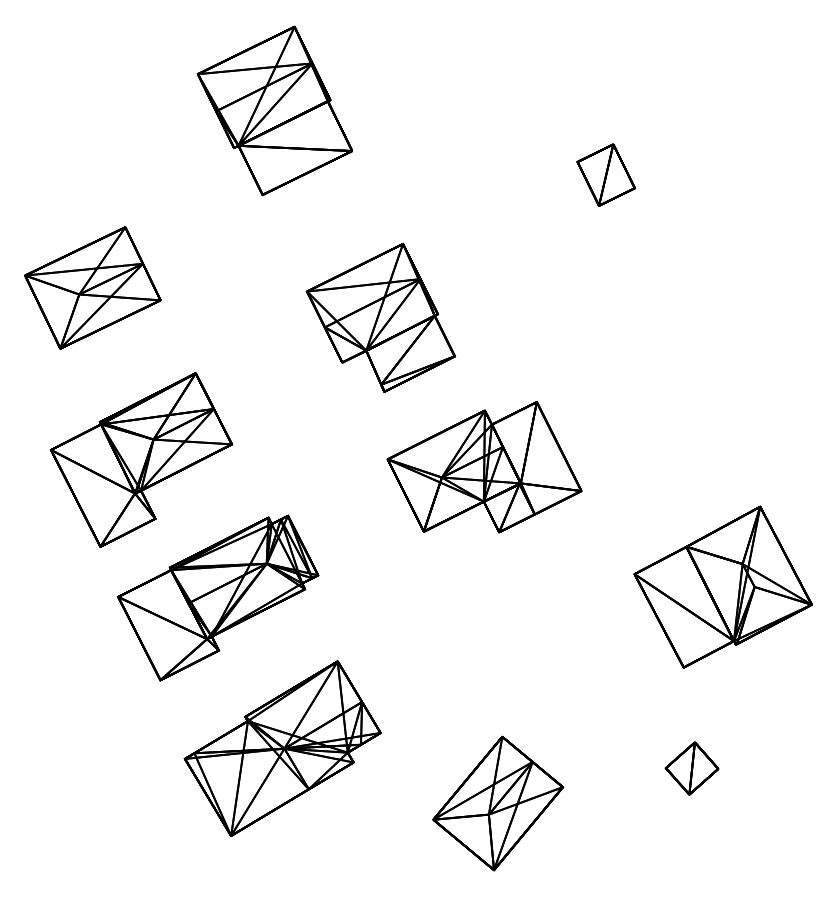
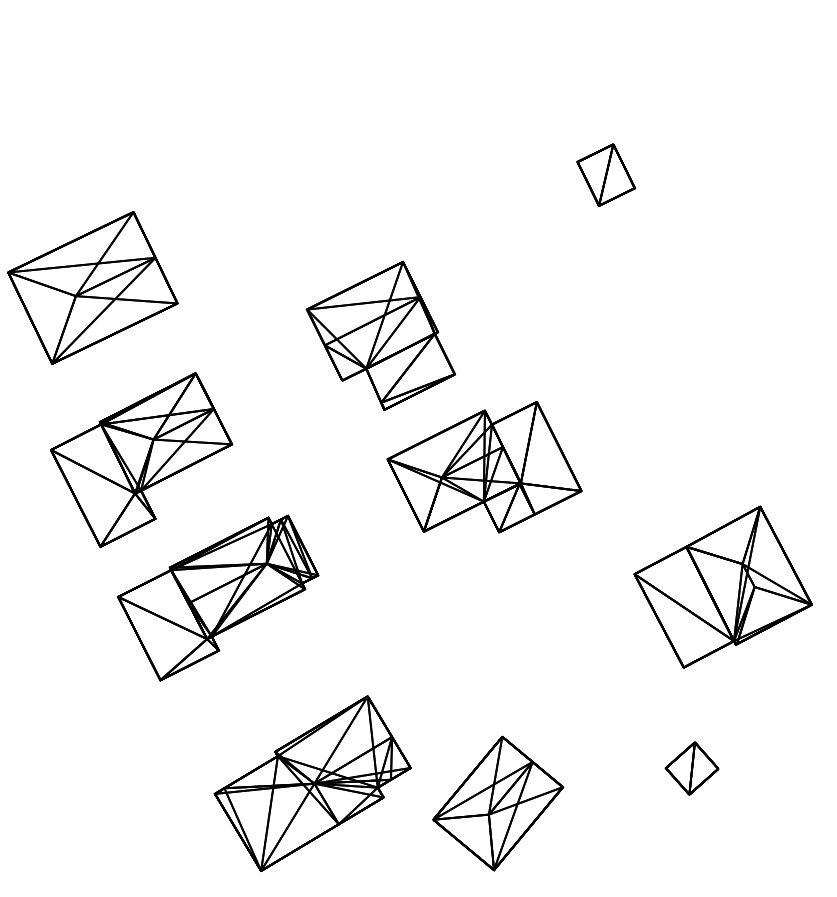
part: present -> none (274, 110)
part size: 138x124 px -> 172x154 px (92, 287)
part position: (380, 317) -> (380, 335) (380, 335)
part position: (282, 748) -> (312, 783) (312, 783)
